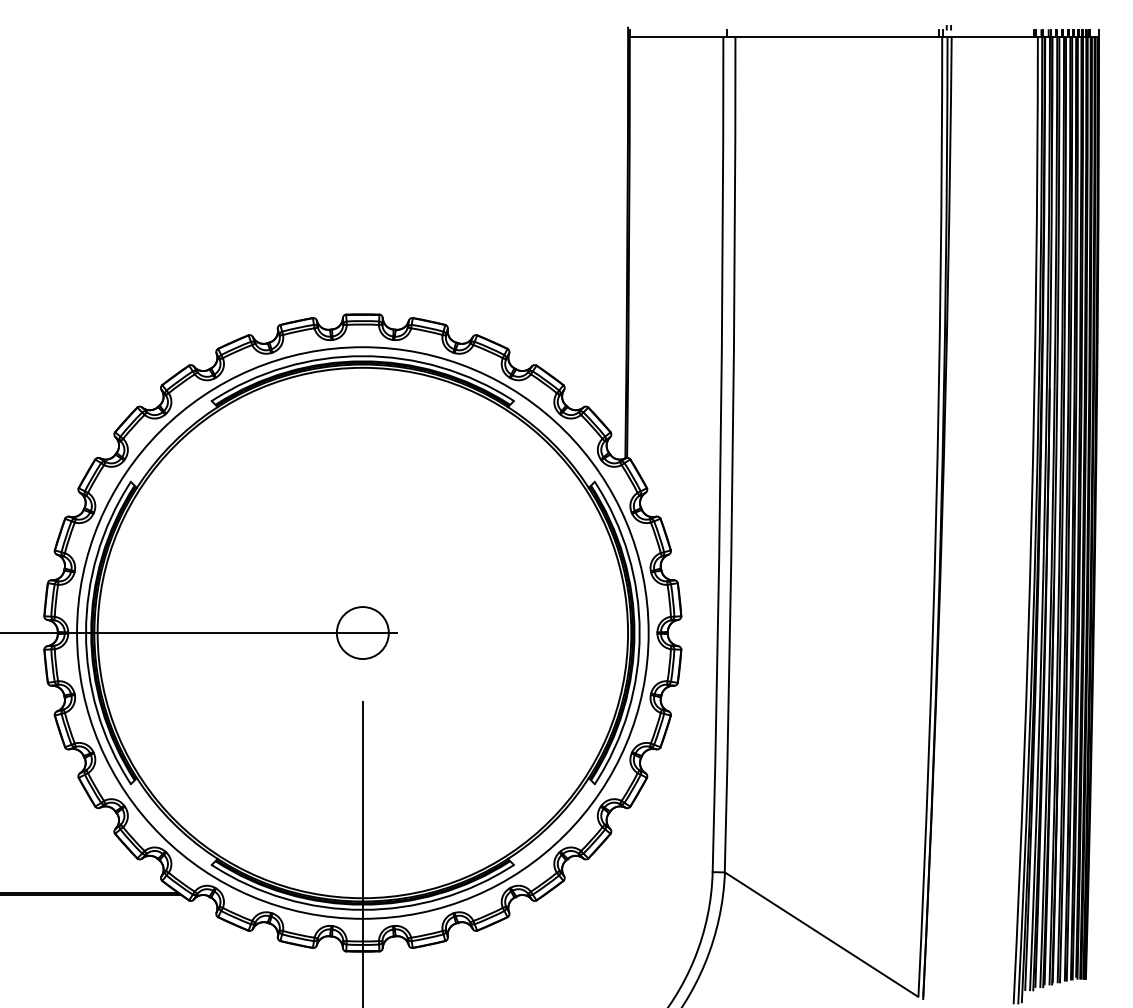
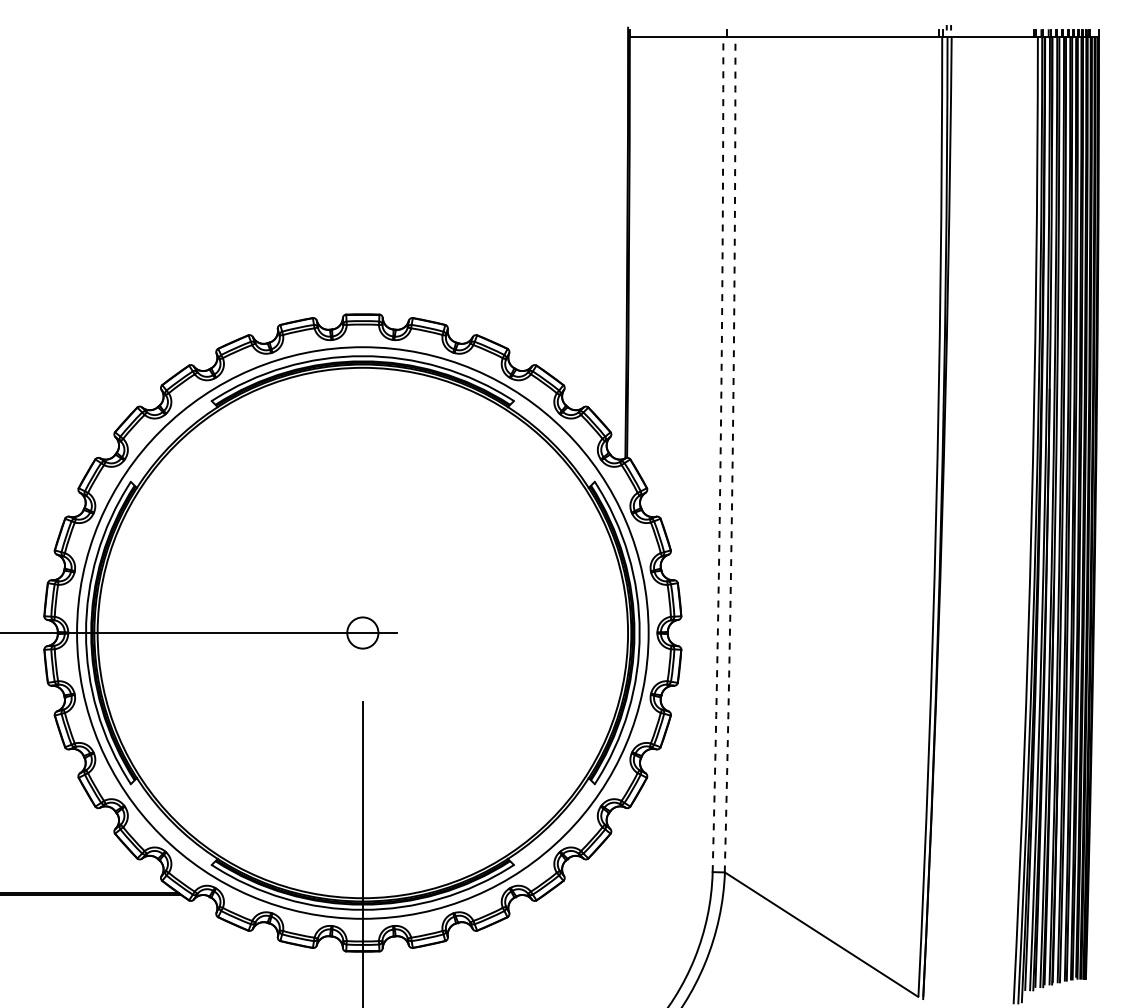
arc: solid -> dashed (720, 454)
arc: solid -> dashed (732, 454)
circle diameter: 52 px -> 31 px (362, 632)
